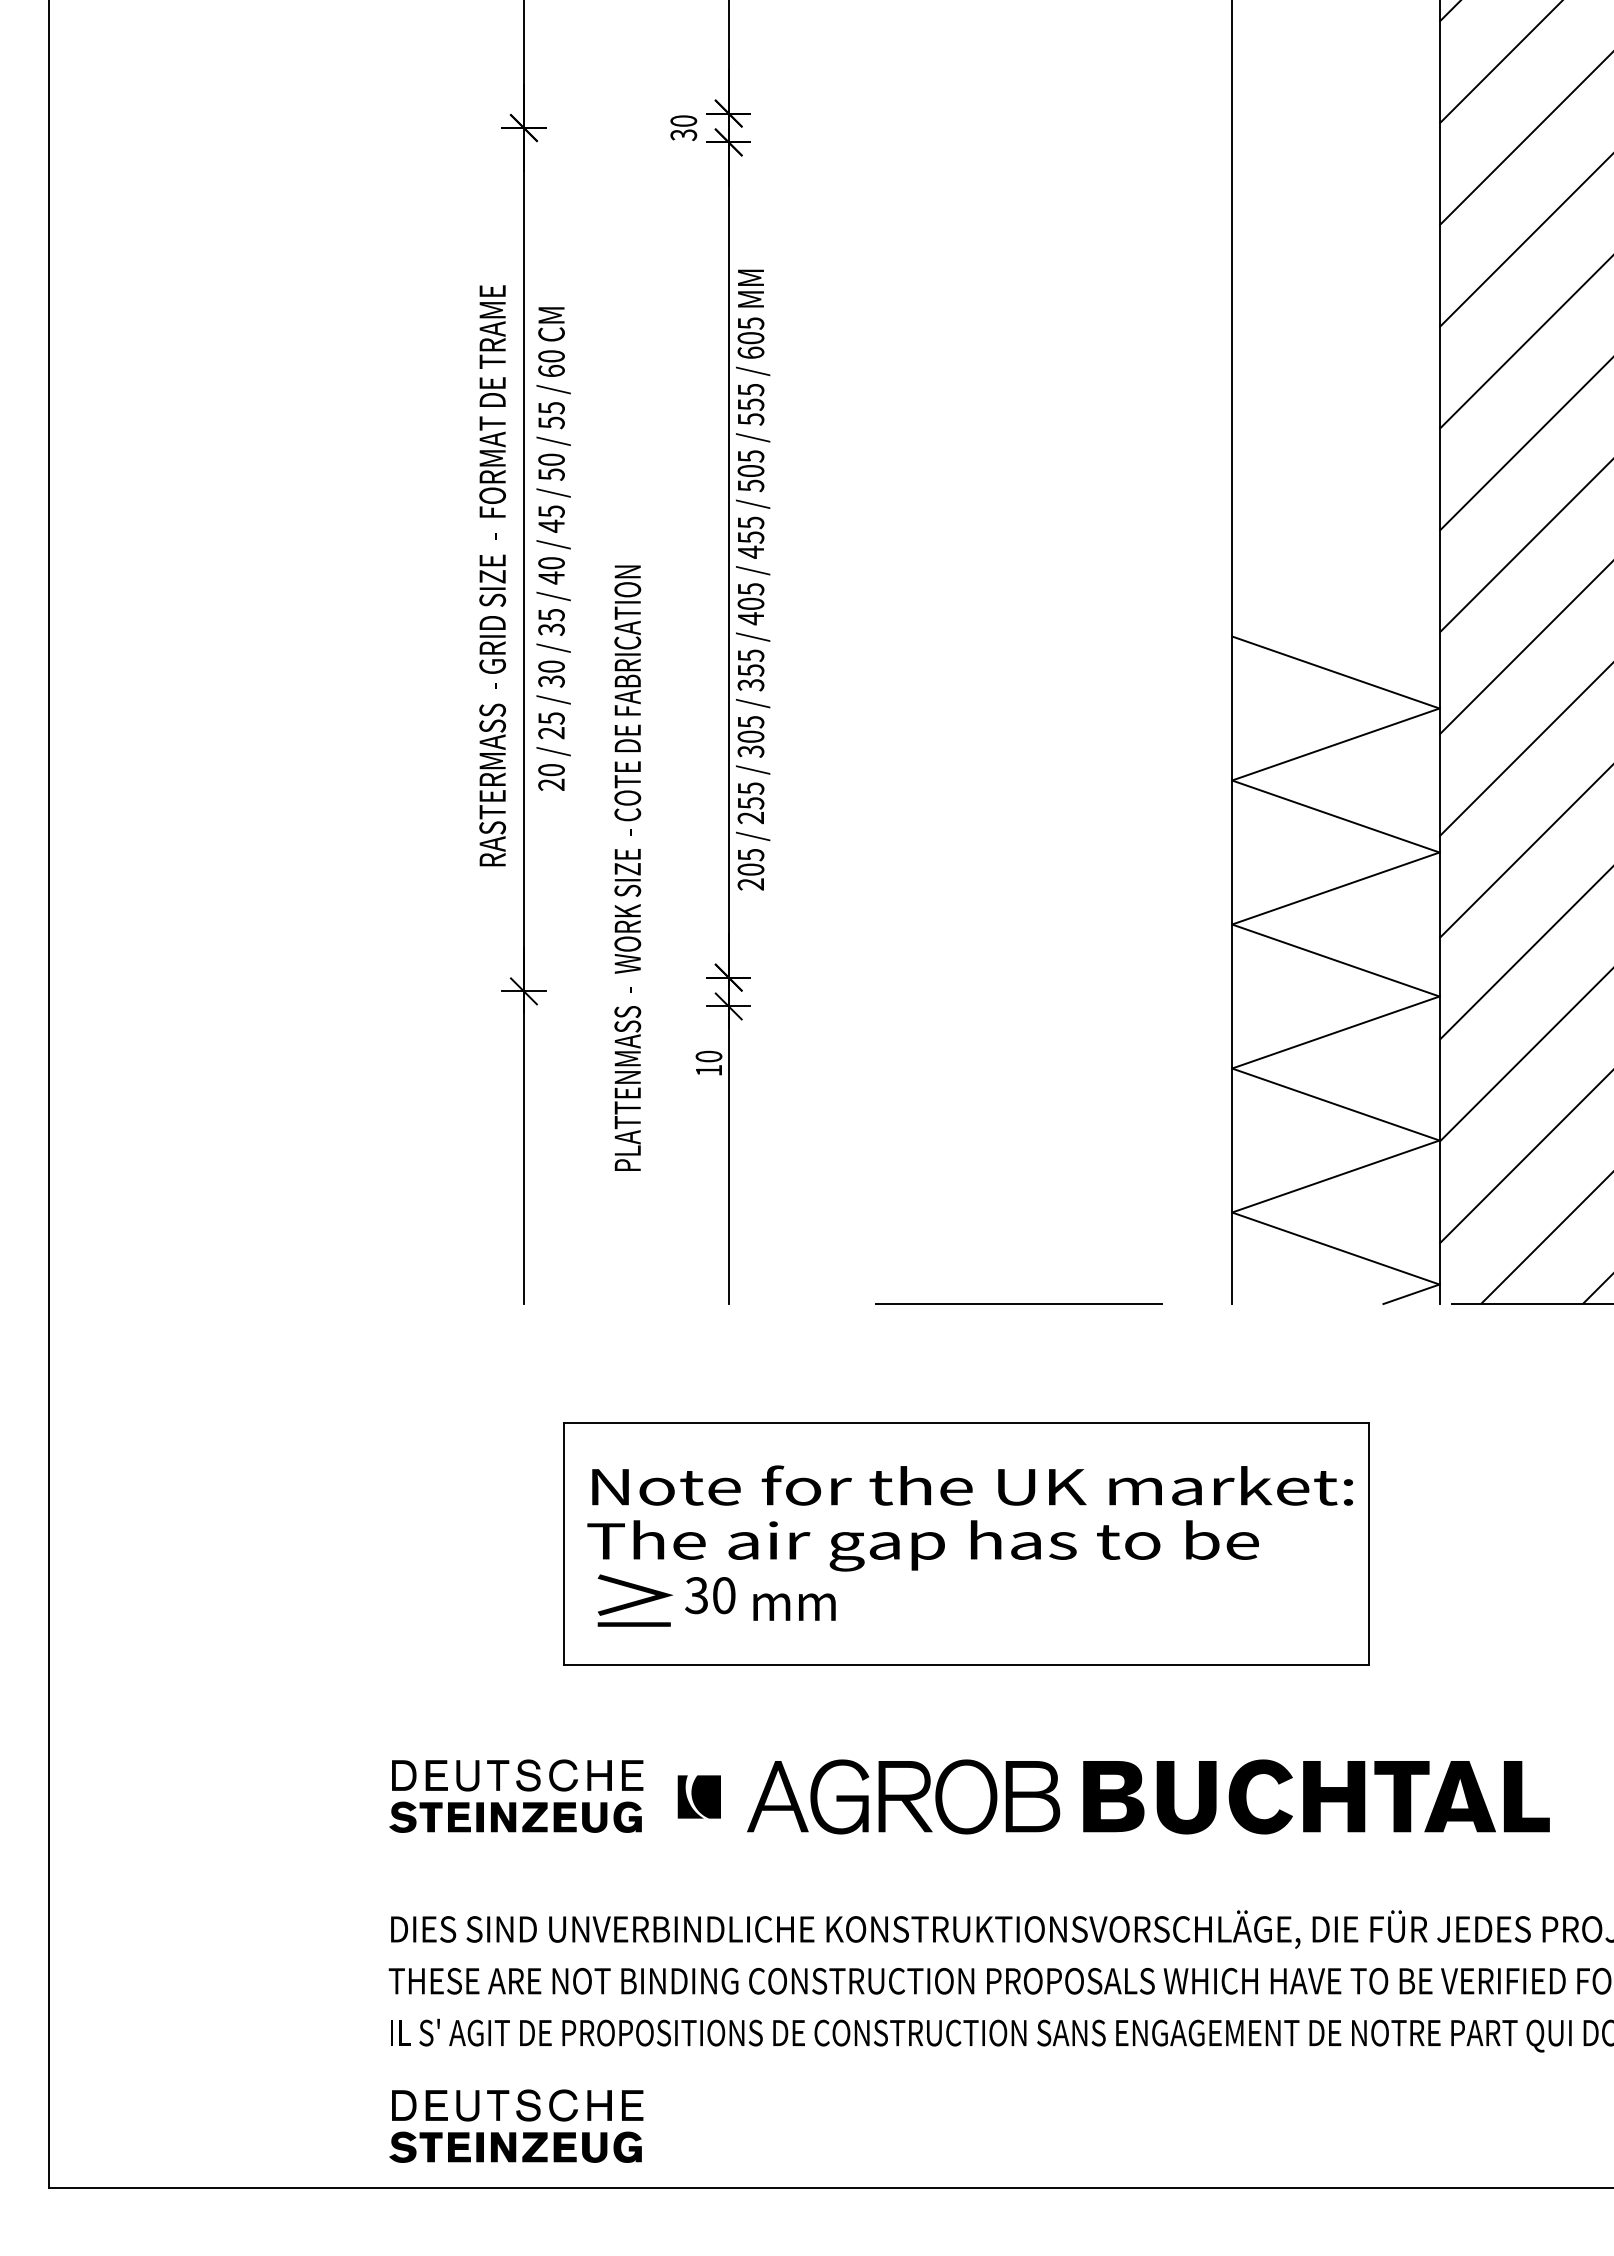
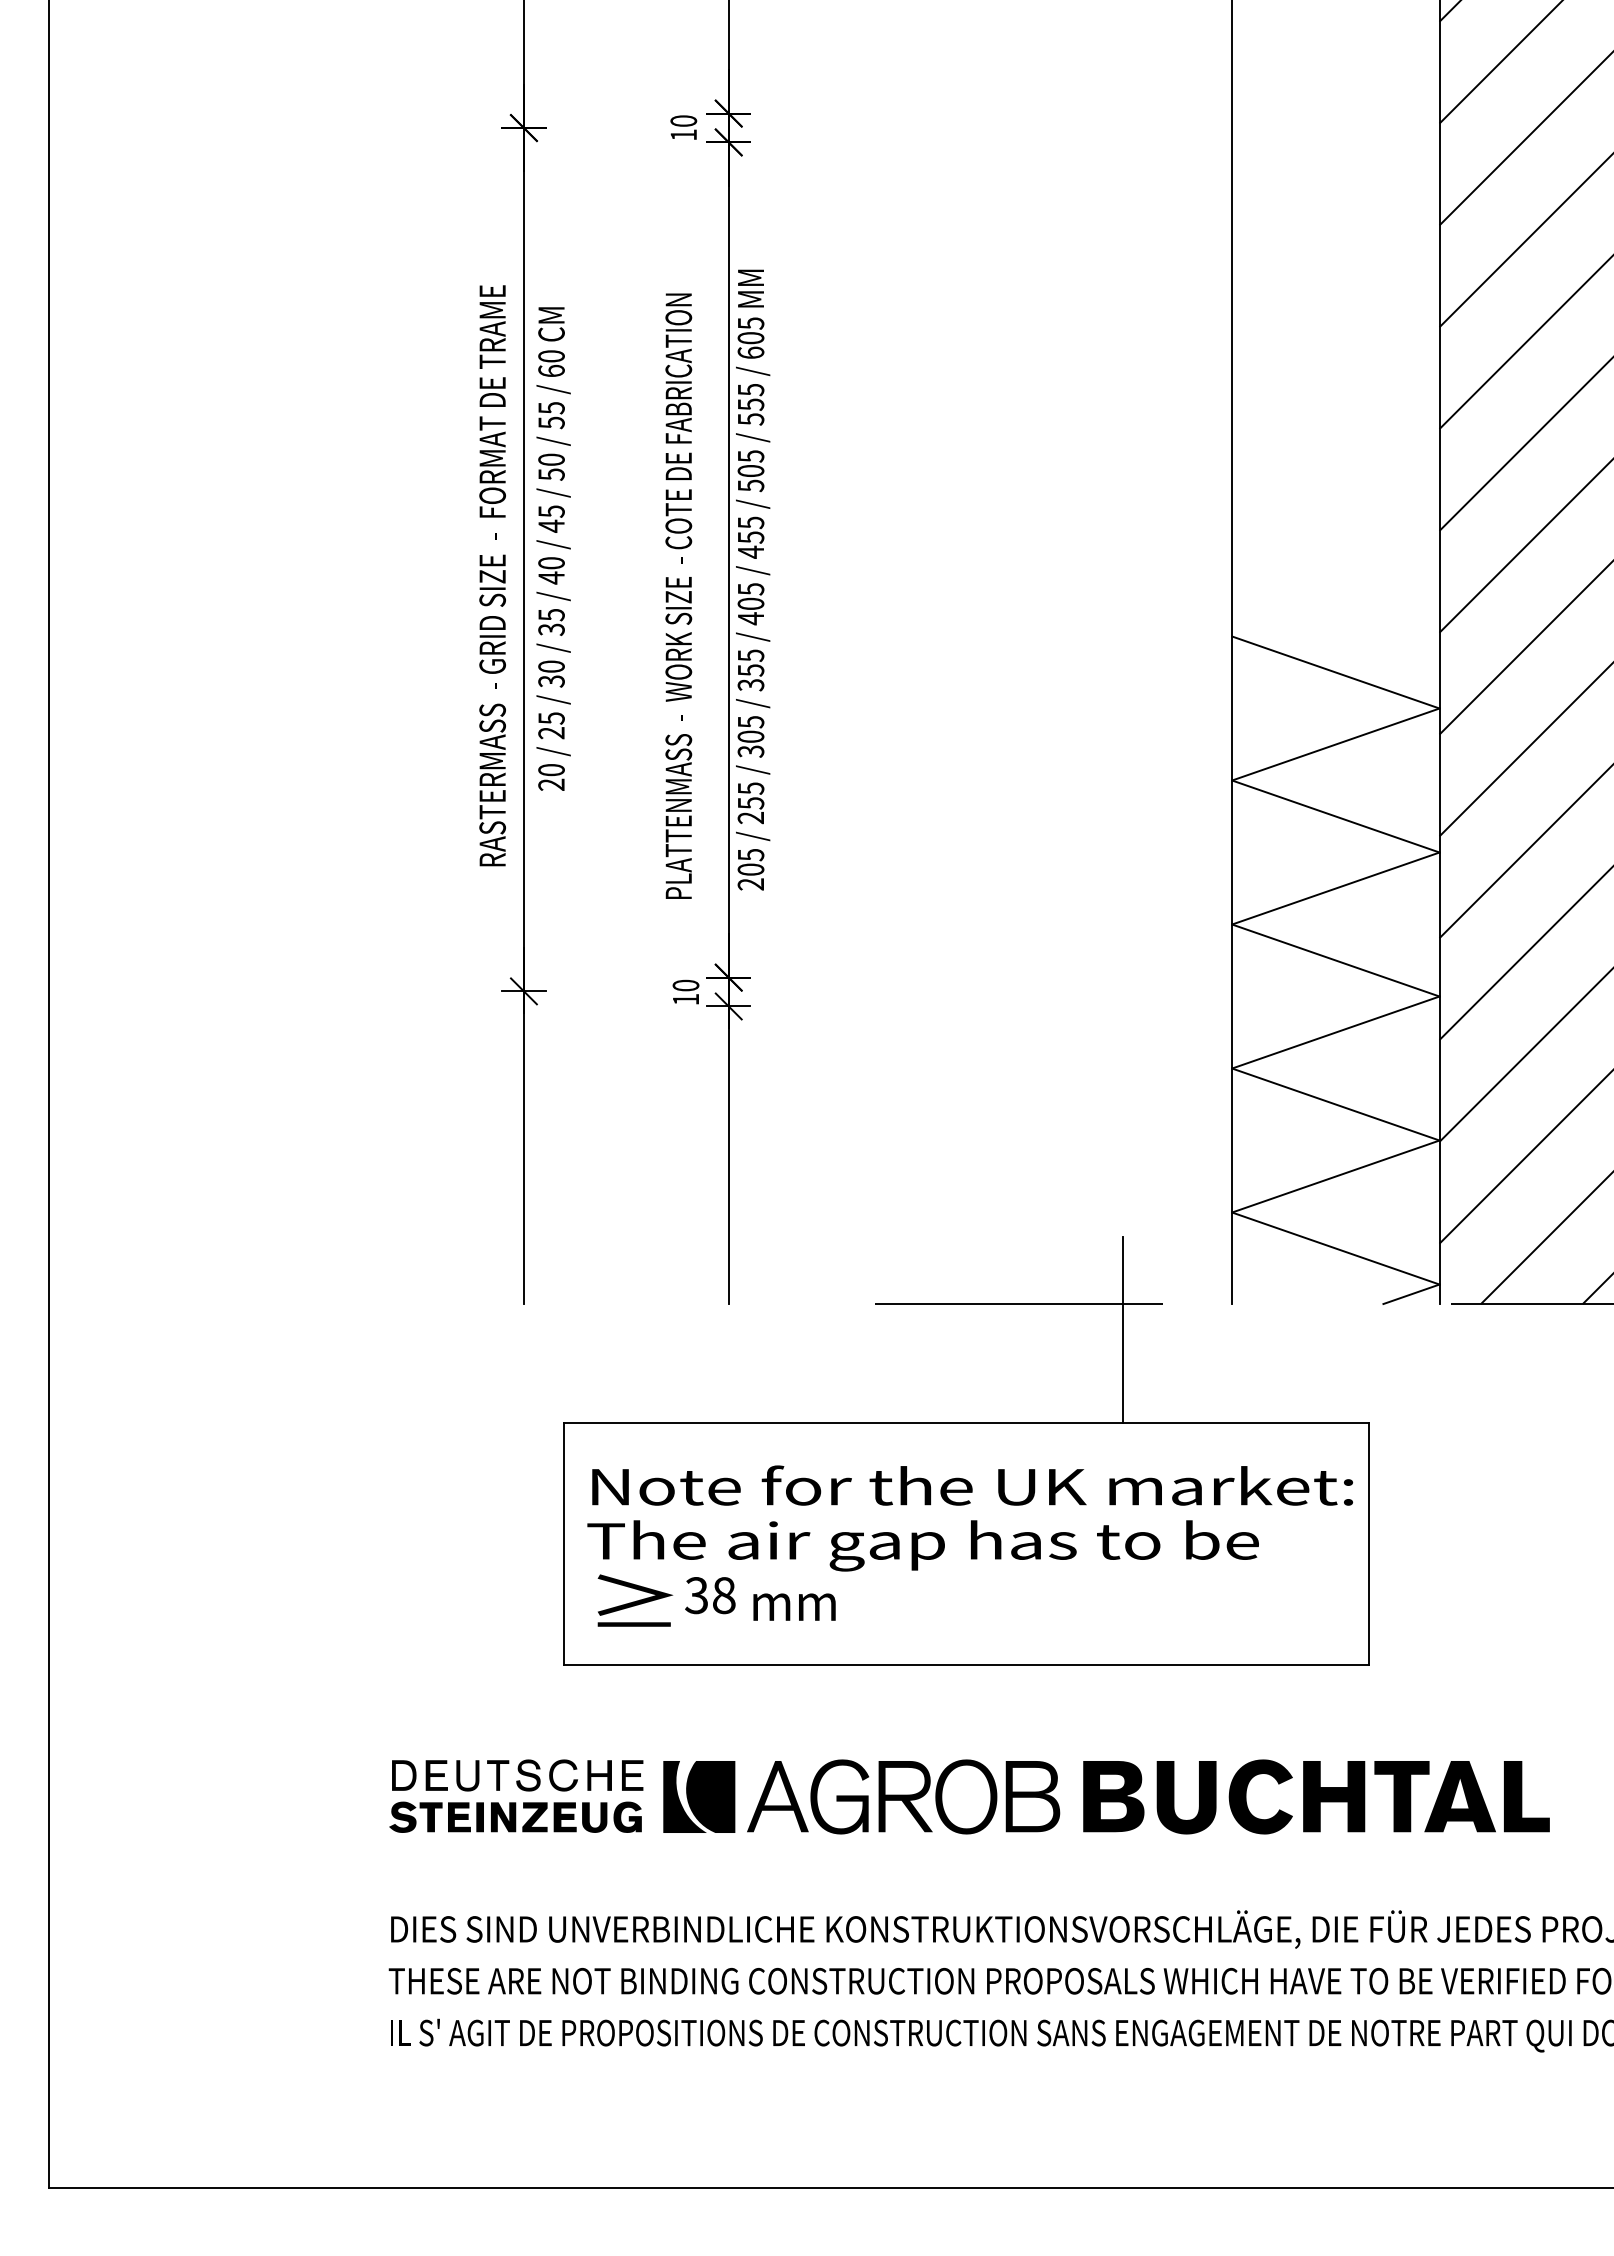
text: 30 -> 10 (683, 135)
text position: (627, 867) -> (678, 595) (678, 595)
text position: (708, 1062) -> (685, 991) (685, 991)
line: none -> present (1122, 1330)
text: 30 -> 38 (724, 1595)
part size: 44x44 px -> 73x72 px (699, 1796)
part: present -> none (516, 2132)
